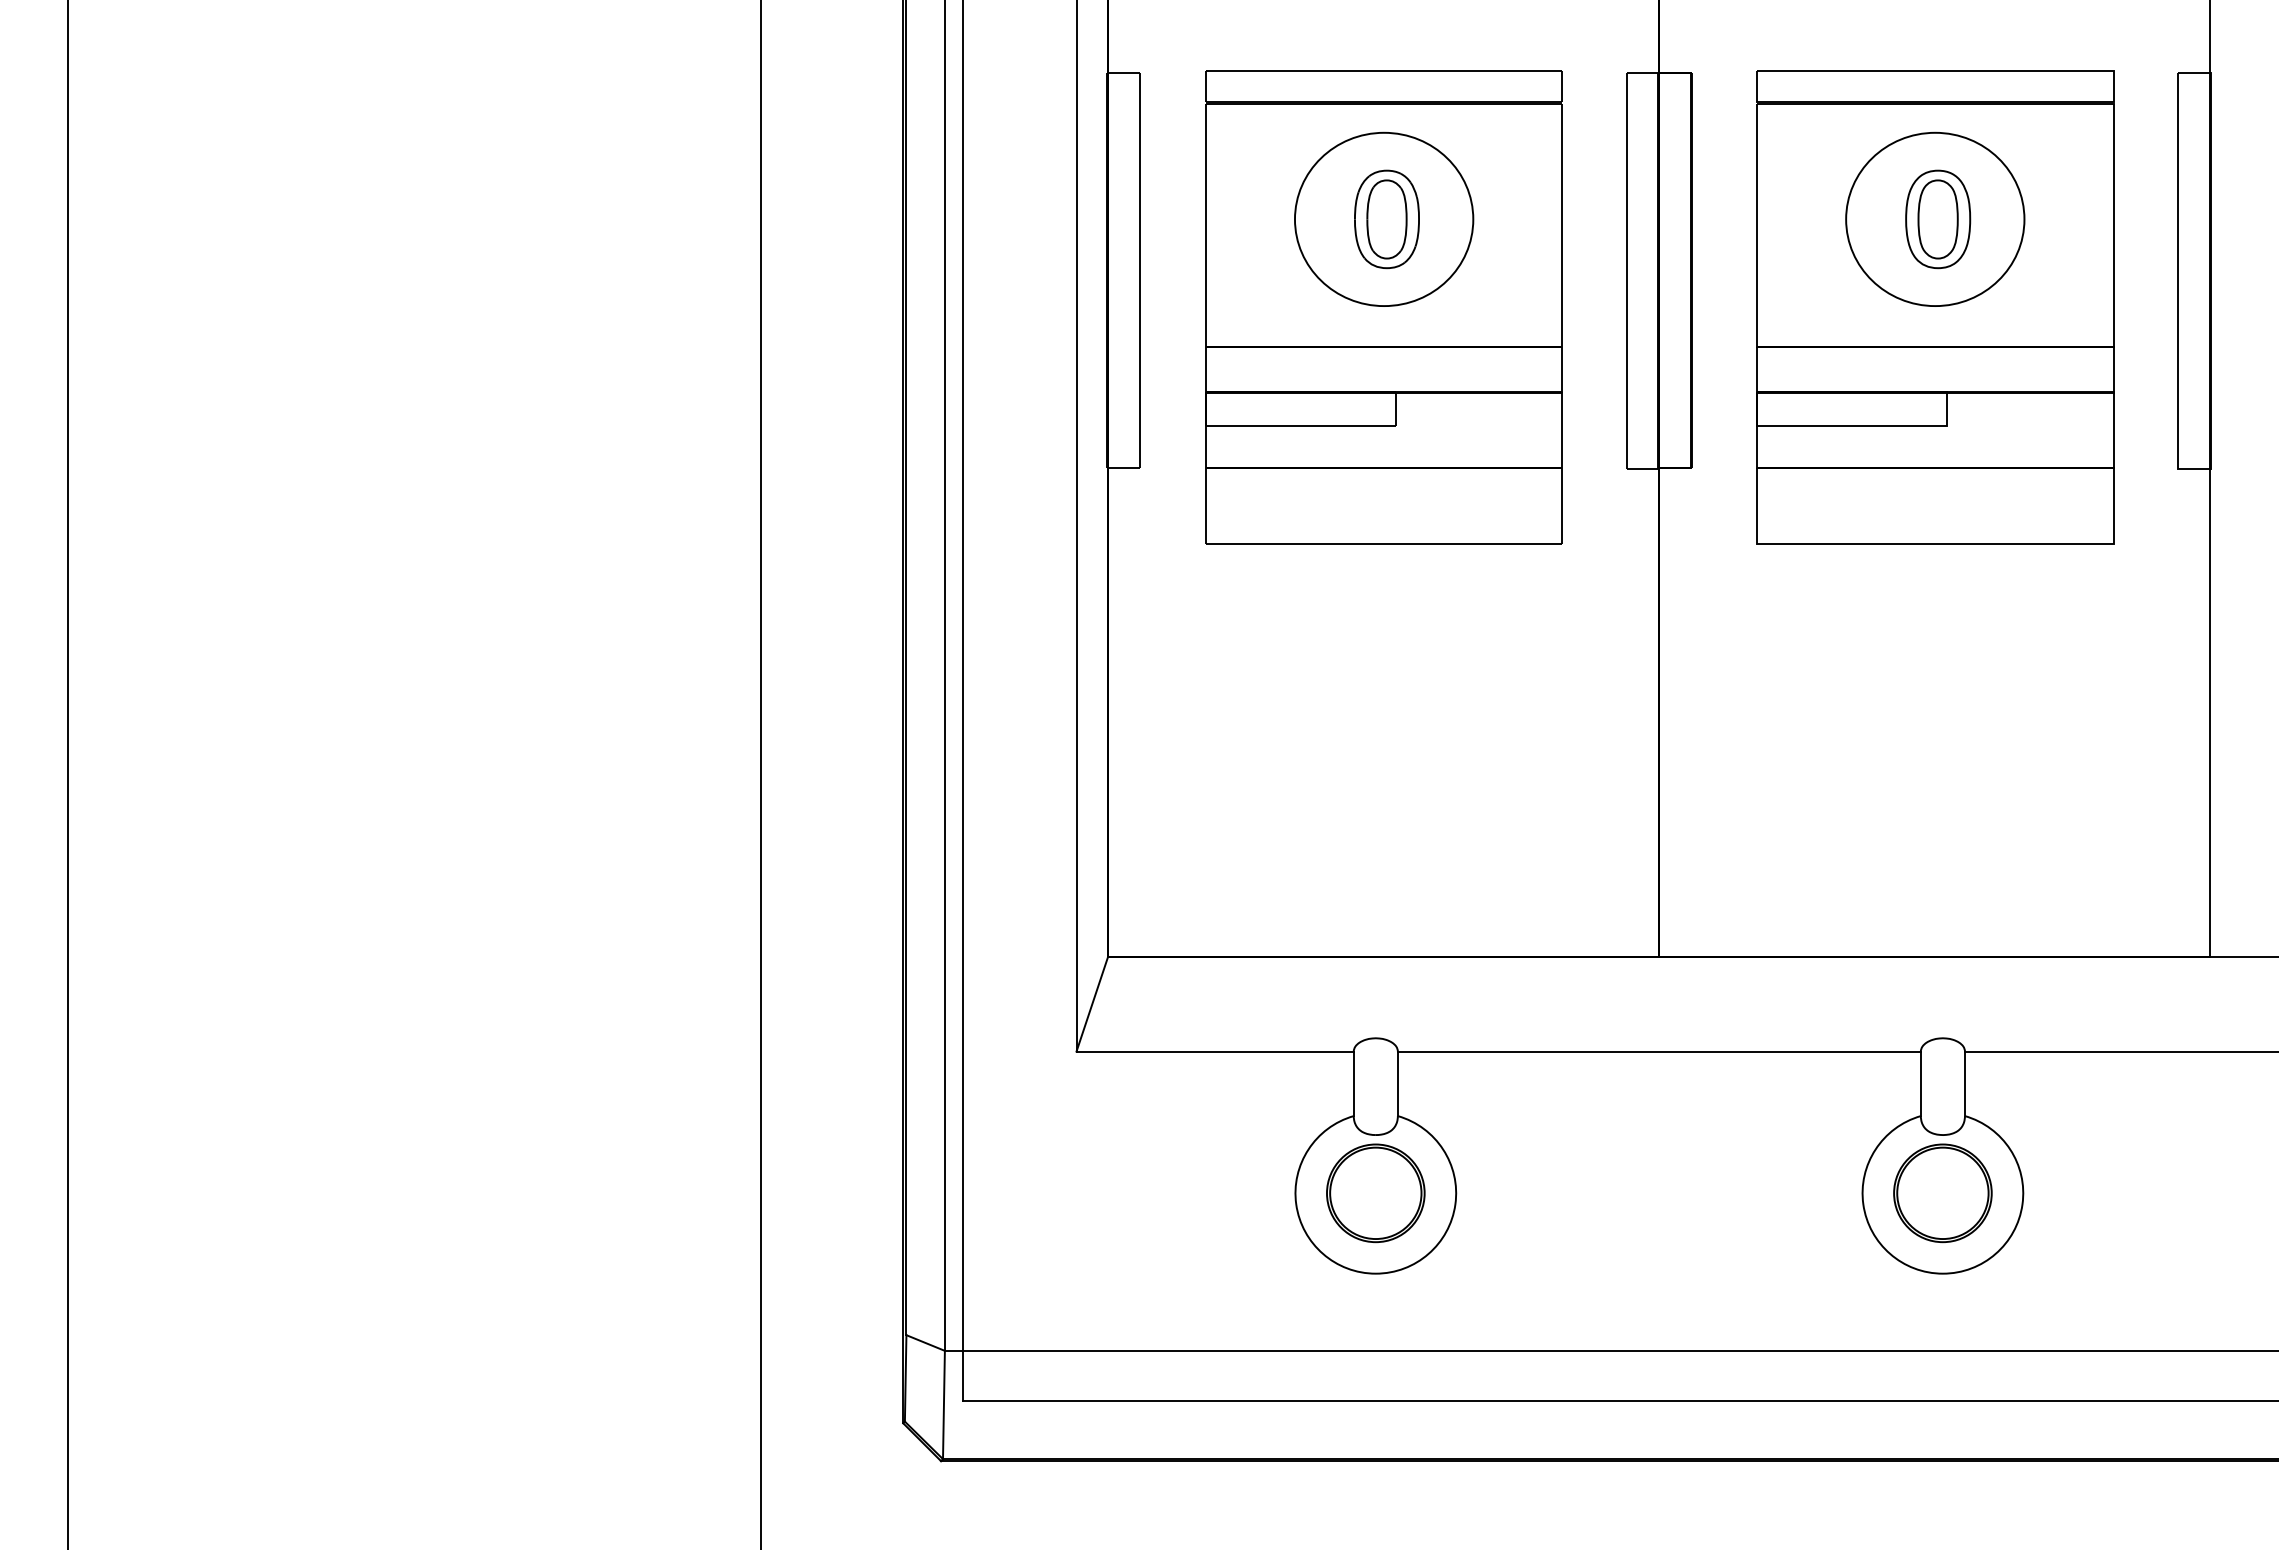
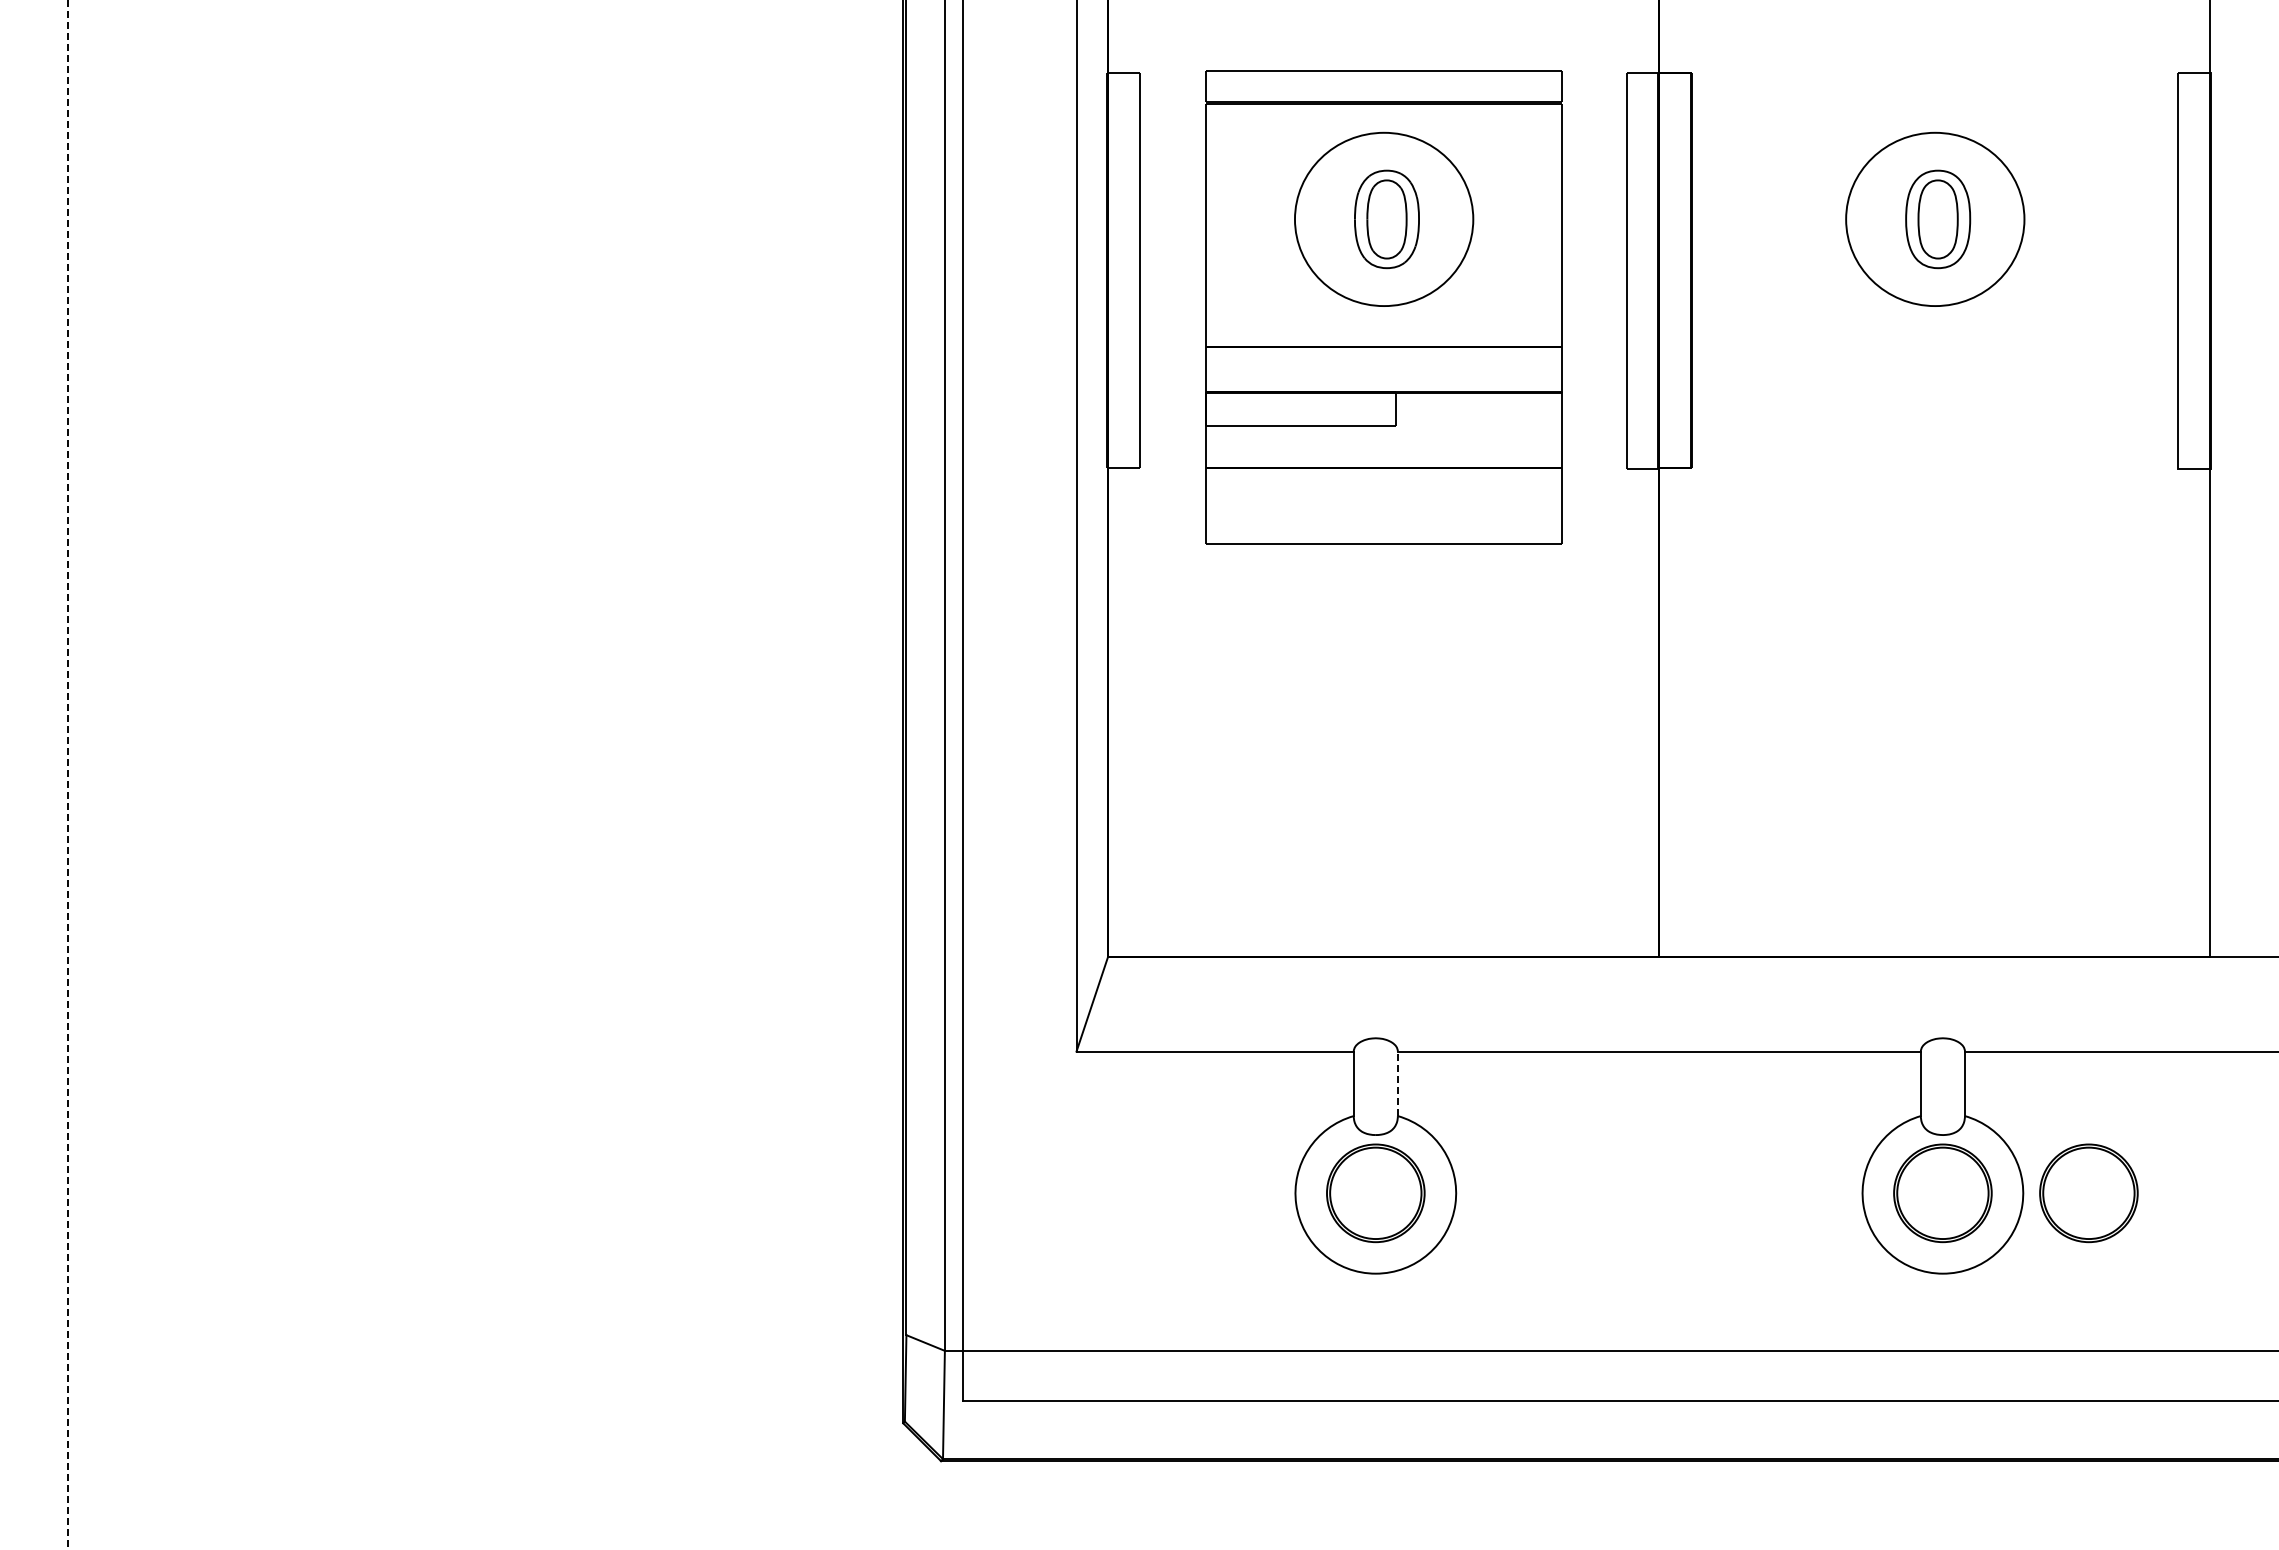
part: present -> none (1935, 307)
line: present -> none (761, 774)
line: solid -> dashed (68, 775)
line: solid -> dashed (1397, 1083)
part: none -> present (2088, 1193)
